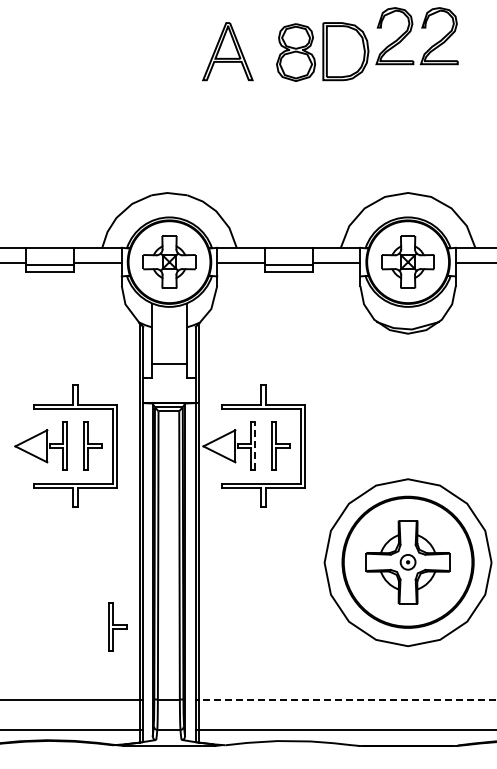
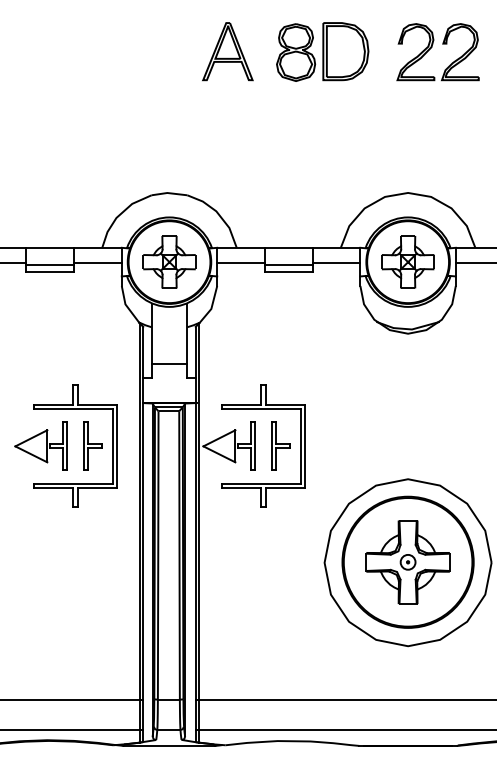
part position: (411, 31) -> (432, 47) (432, 47)
line: dashed -> solid (255, 446)
part: present -> none (117, 626)
line: dashed -> solid (347, 699)
